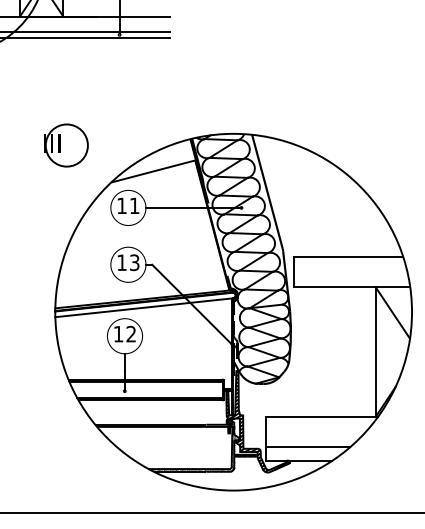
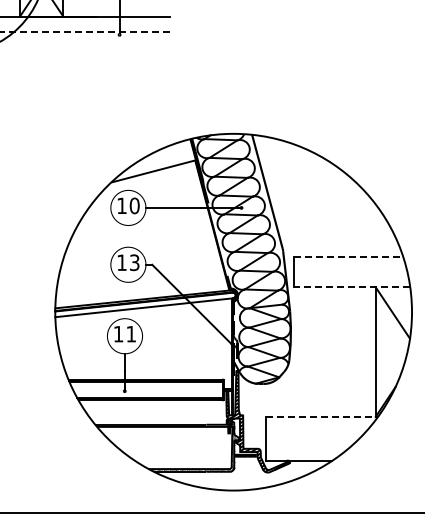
line: solid -> dashed (84, 31)
line: present -> none (85, 38)
part: present -> none (66, 145)
text: 11 -> 10 (134, 205)
line: solid -> dashed (349, 256)
line: solid -> dashed (352, 287)
text: 12 -> 11 (130, 333)
line: solid -> dashed (322, 416)
line: present -> none (307, 447)
